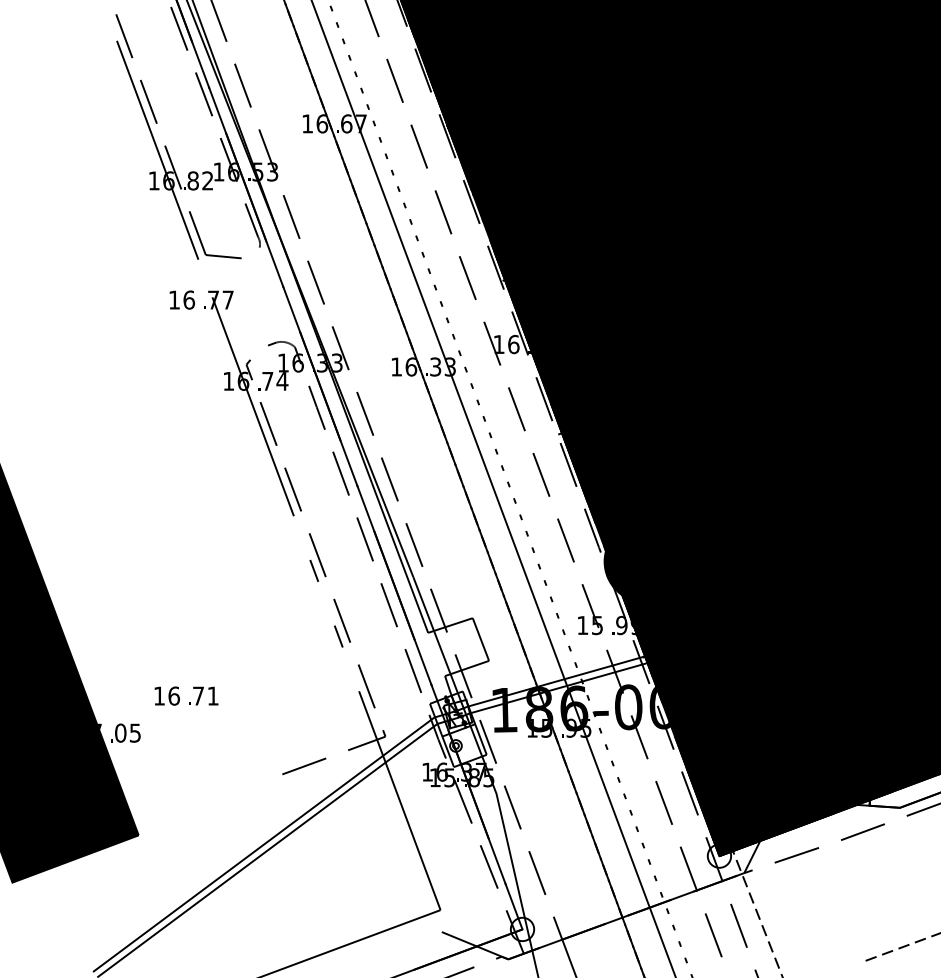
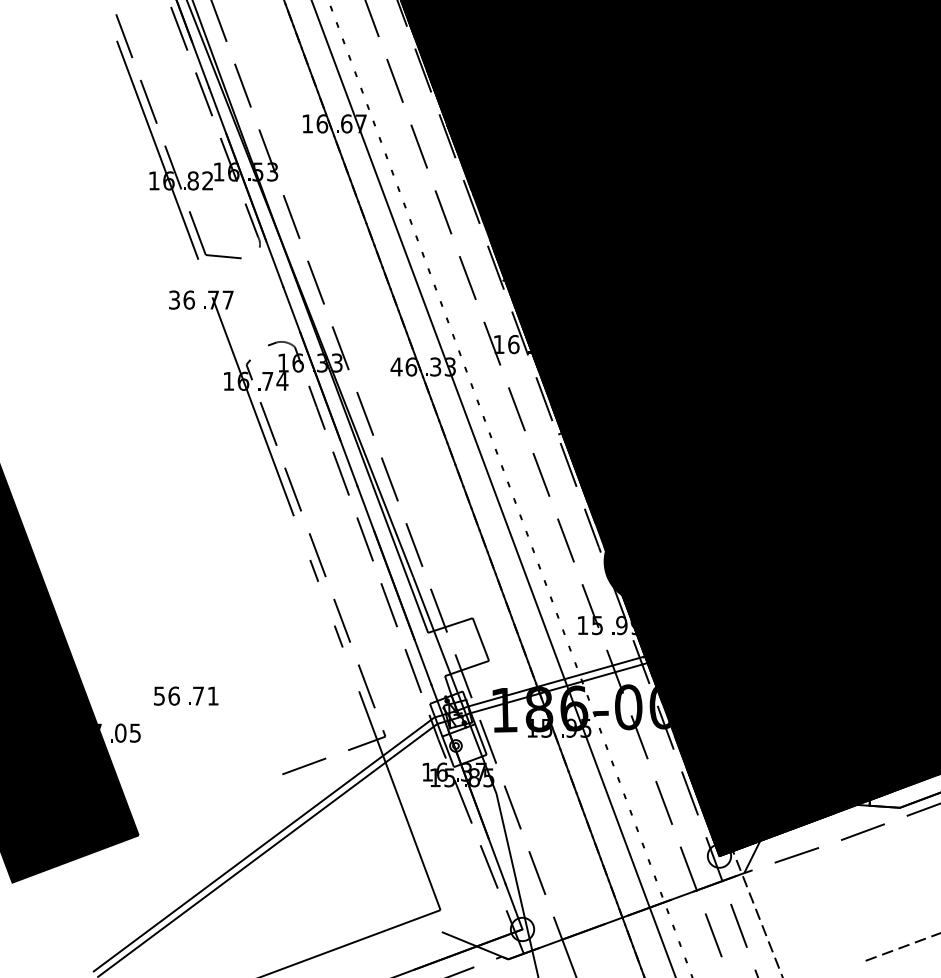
text: 16 -> 36 (174, 299)
text: 16 -> 46 (396, 366)
text: 16 -> 56 (159, 695)
